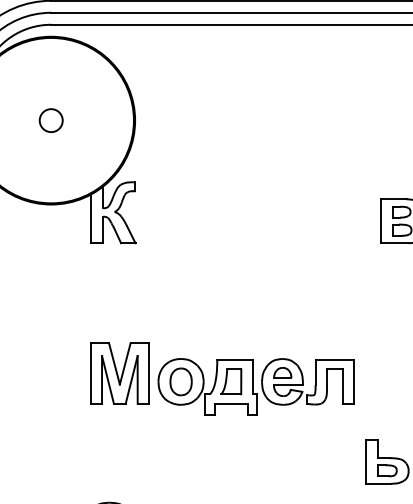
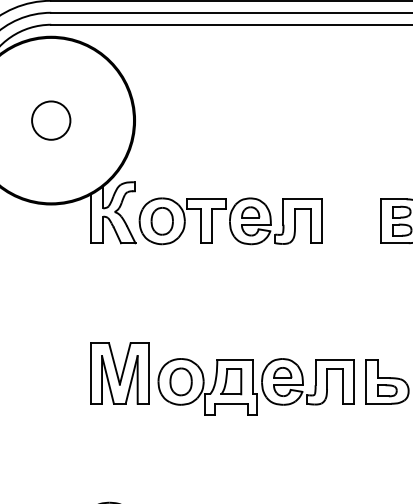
circle diameter: 23 px -> 38 px (51, 120)
part: none -> present (230, 221)
part position: (387, 461) -> (387, 381) (387, 381)
